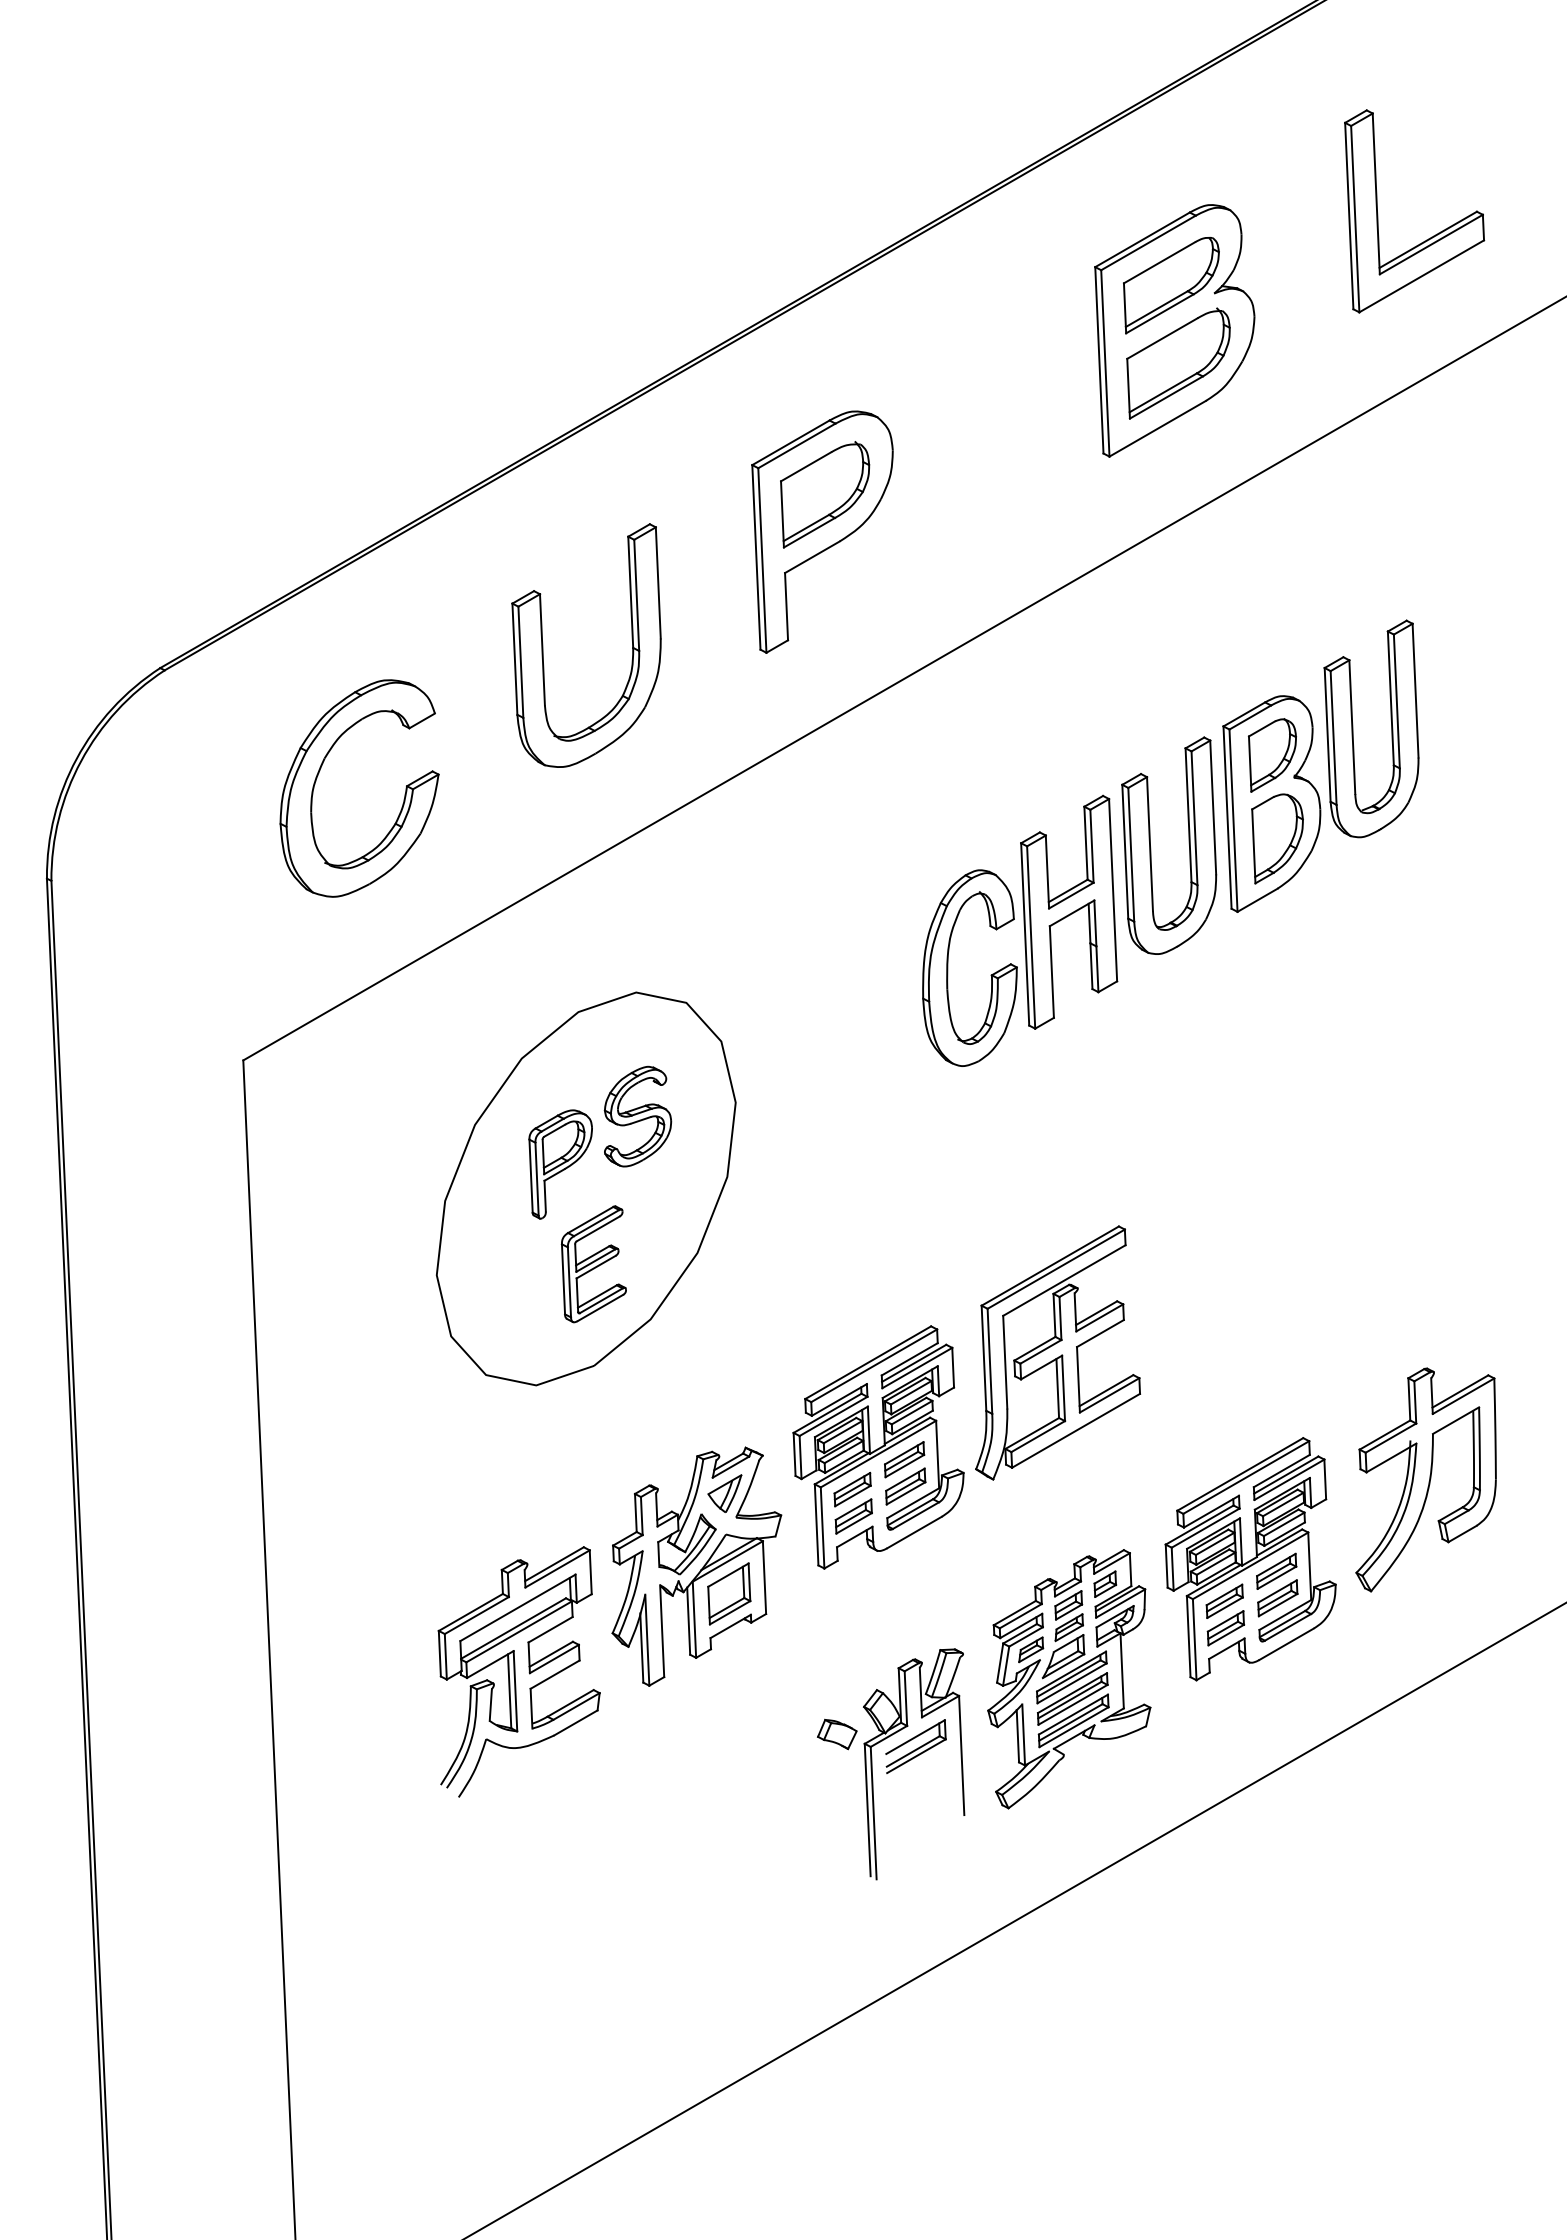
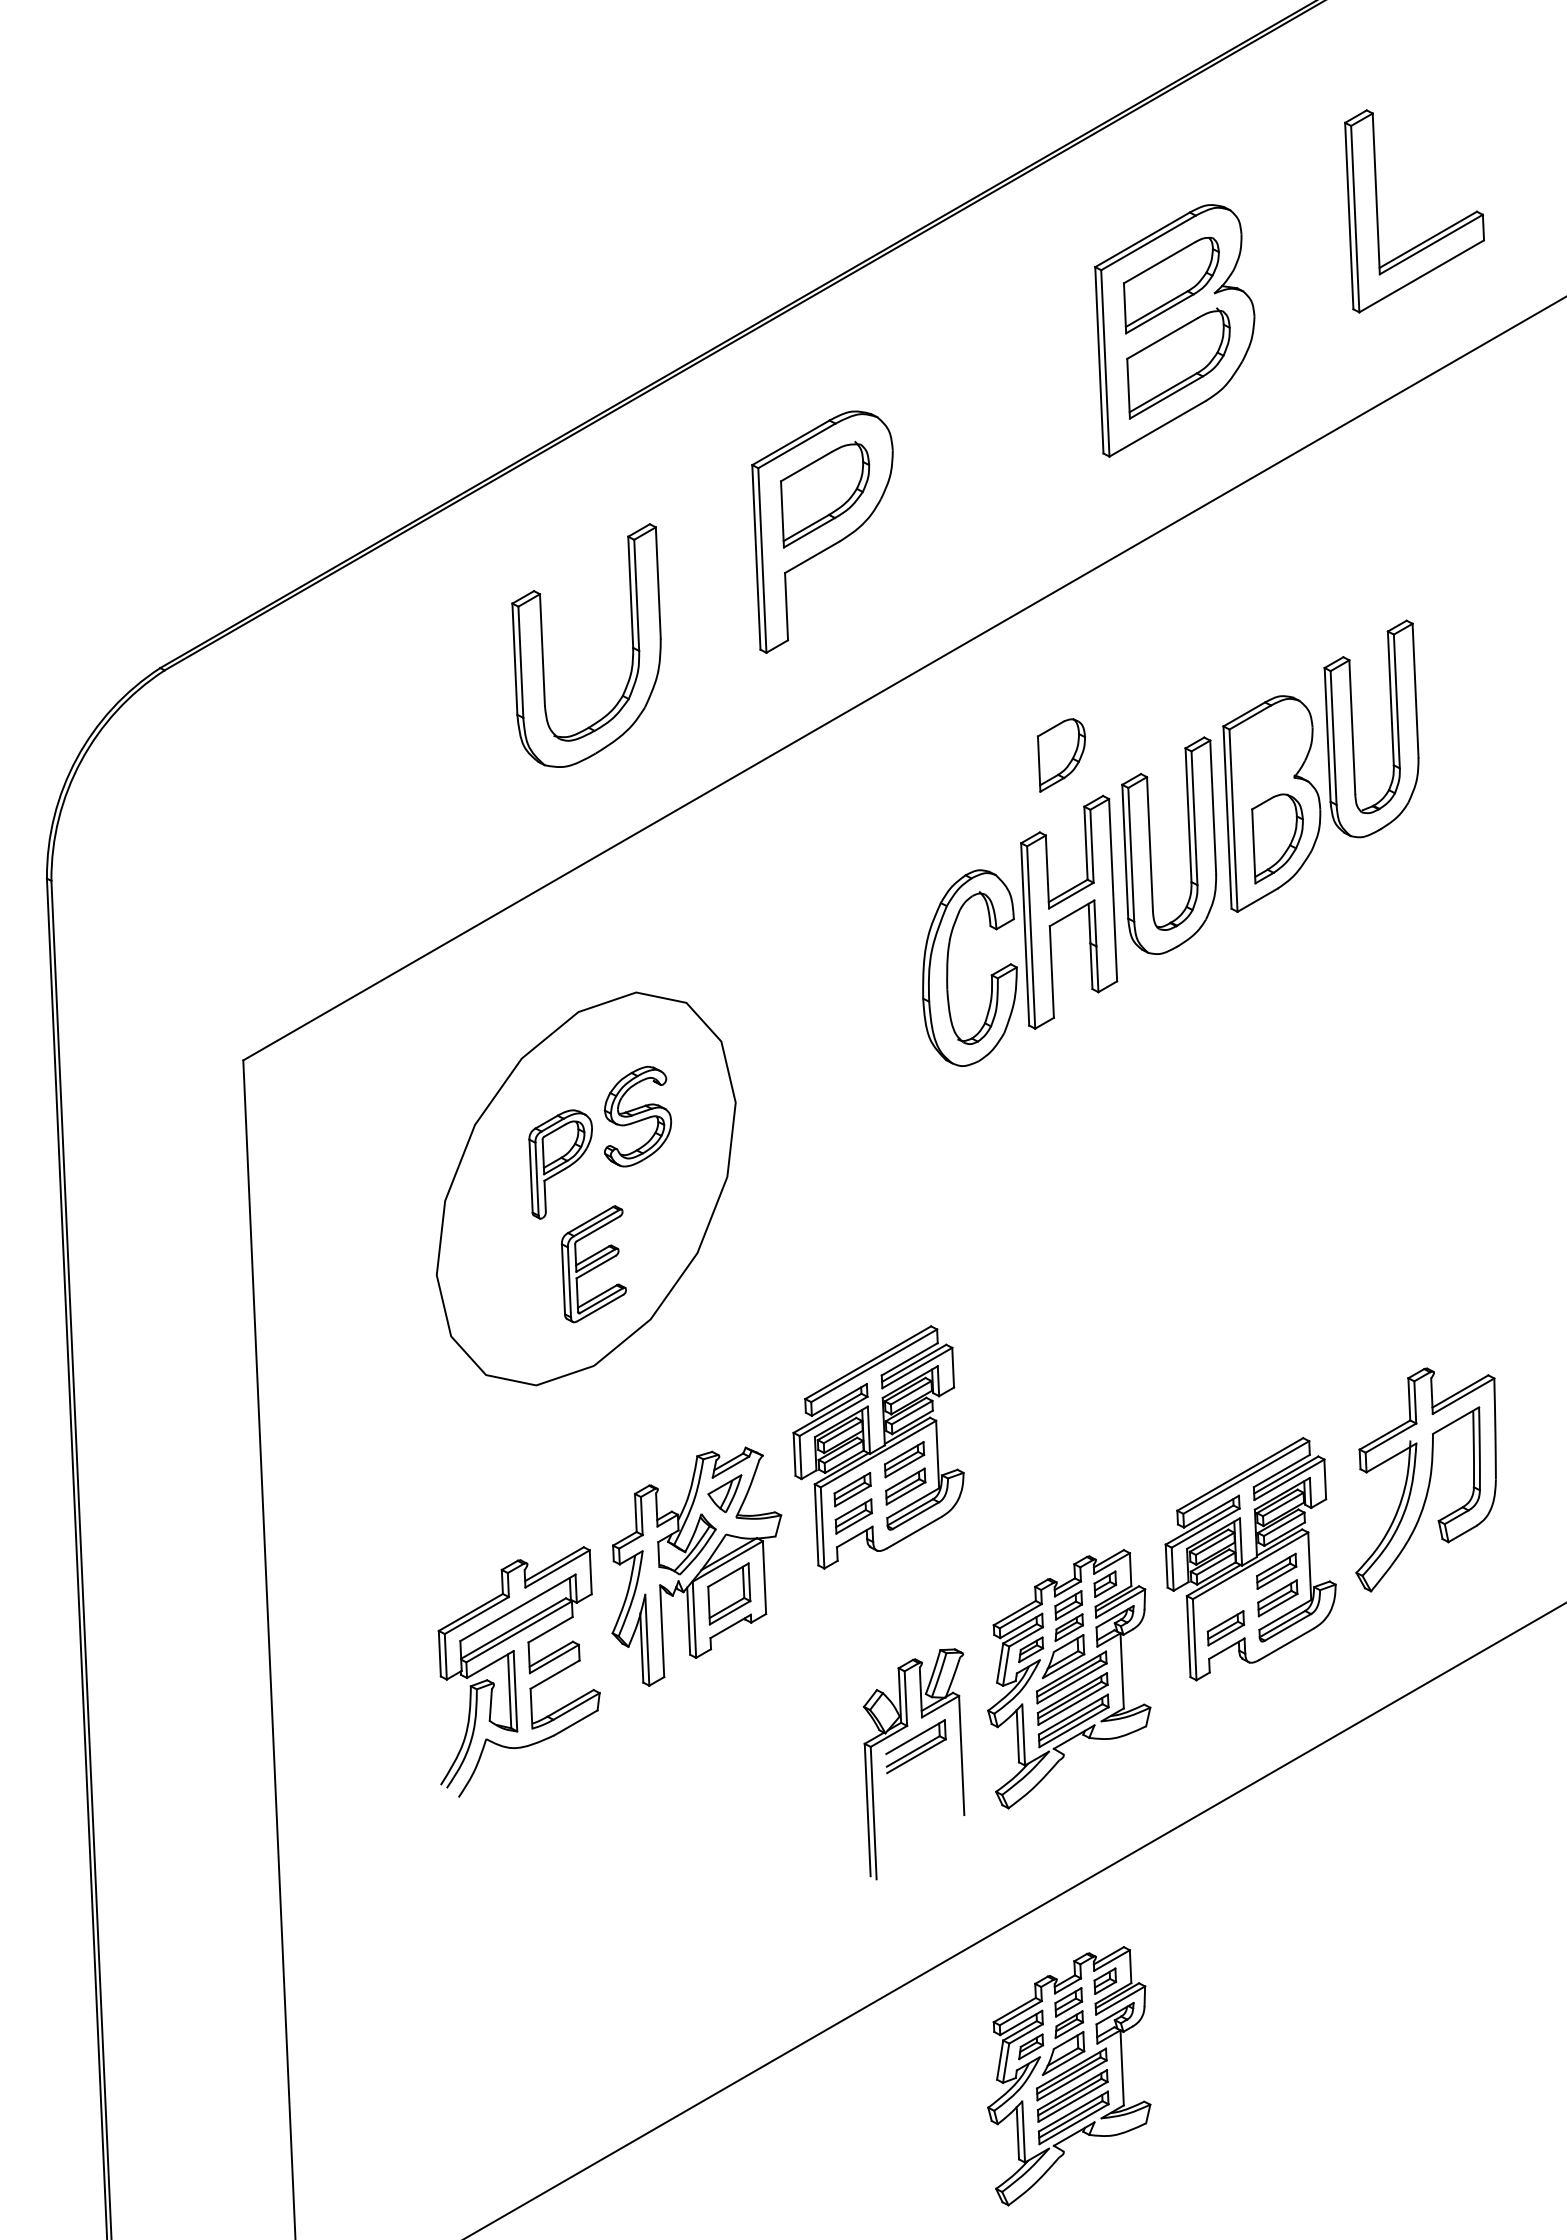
part position: (1272, 755) -> (1061, 755) (1061, 755)
part: present -> none (319, 773)
part: present -> none (1057, 1352)
part: present -> none (1224, 1600)
part: present -> none (837, 1734)
part: none -> present (1069, 2076)
